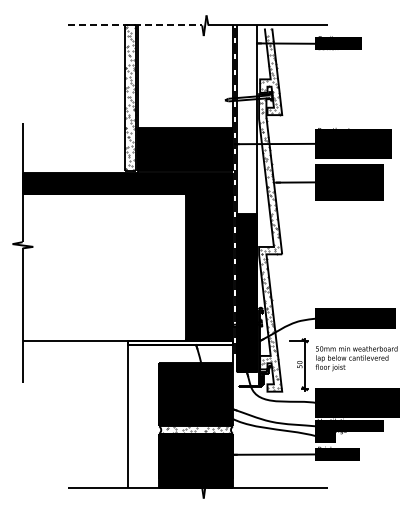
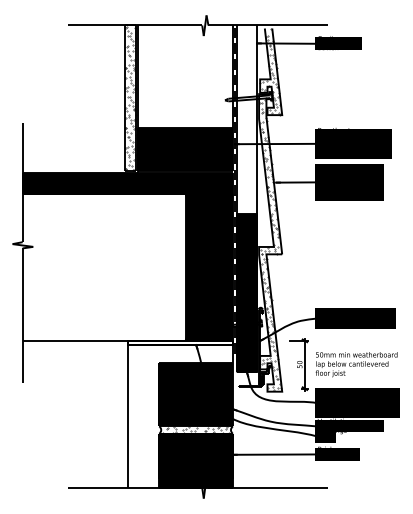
line: dashed -> solid (135, 25)
text position: (356, 358) -> (356, 364) (356, 364)
